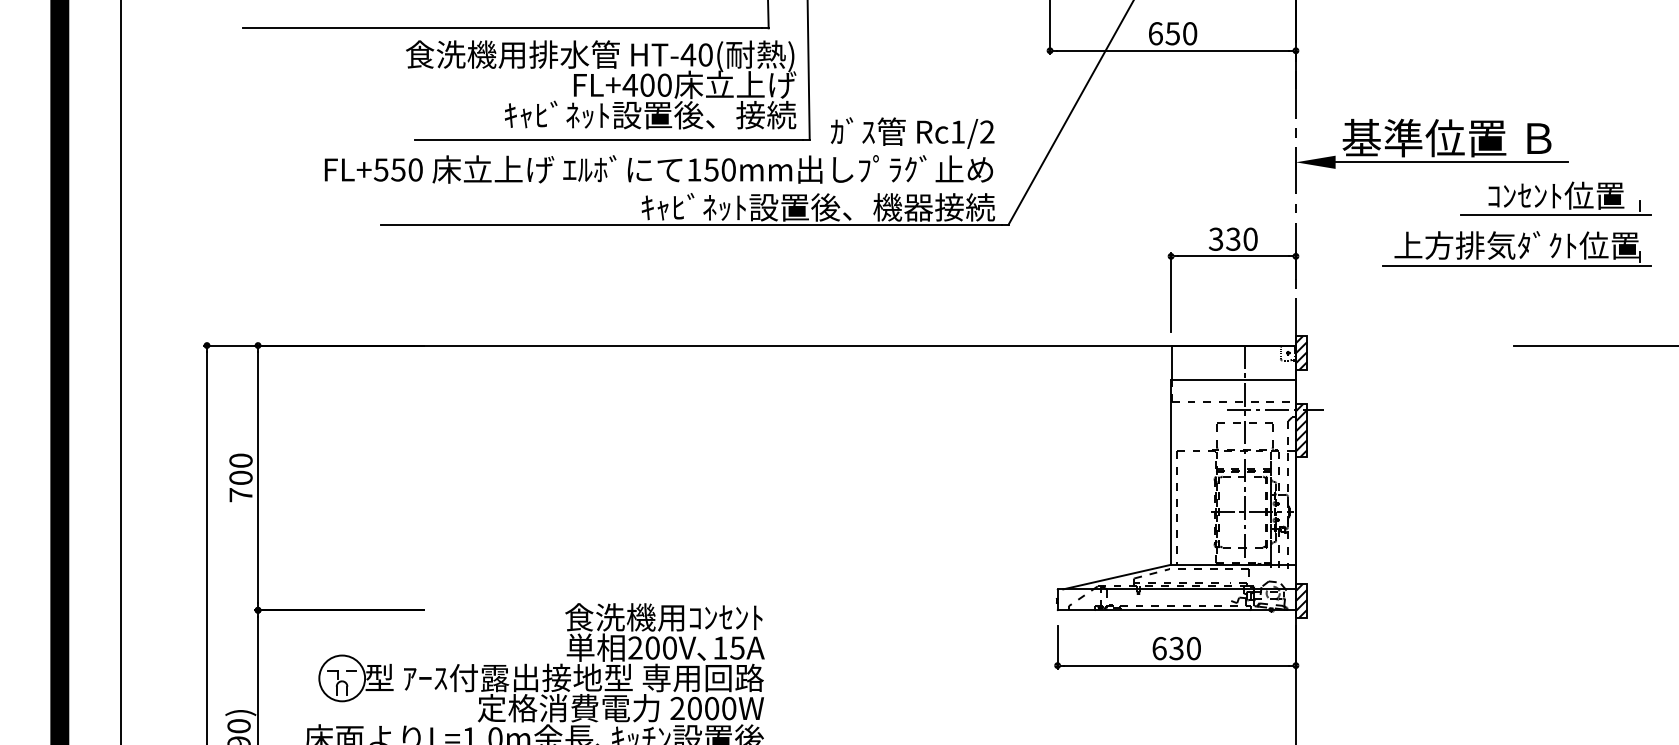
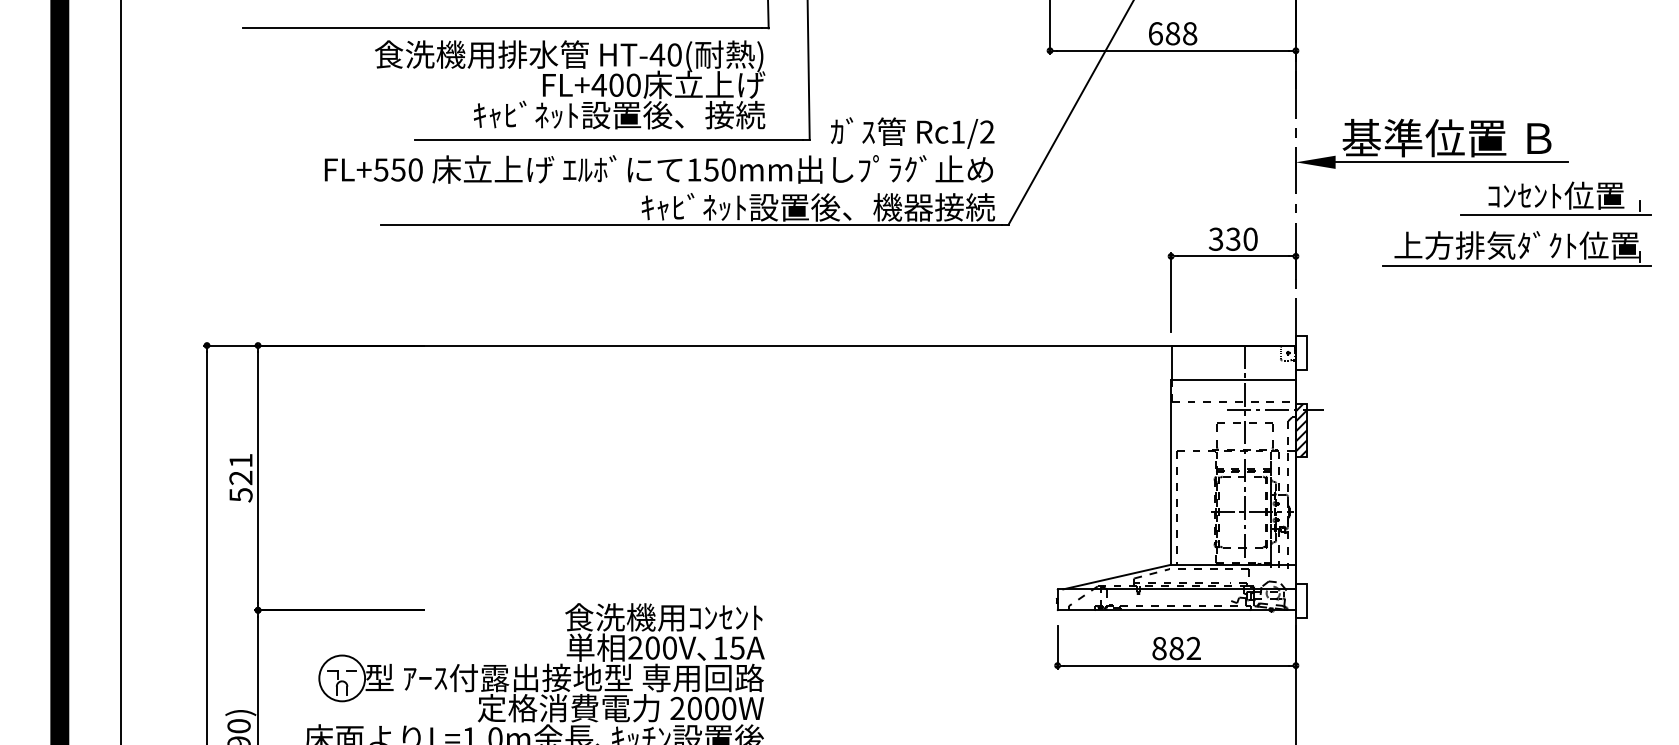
text: 650 -> 688 (1181, 33)
text position: (601, 84) -> (570, 84) (570, 84)
line: present -> none (1594, 345)
hatch: present -> none (1301, 353)
text: 700 -> 521 (240, 477)
hatch: present -> none (1301, 600)
text: 630 -> 882 (1176, 648)
